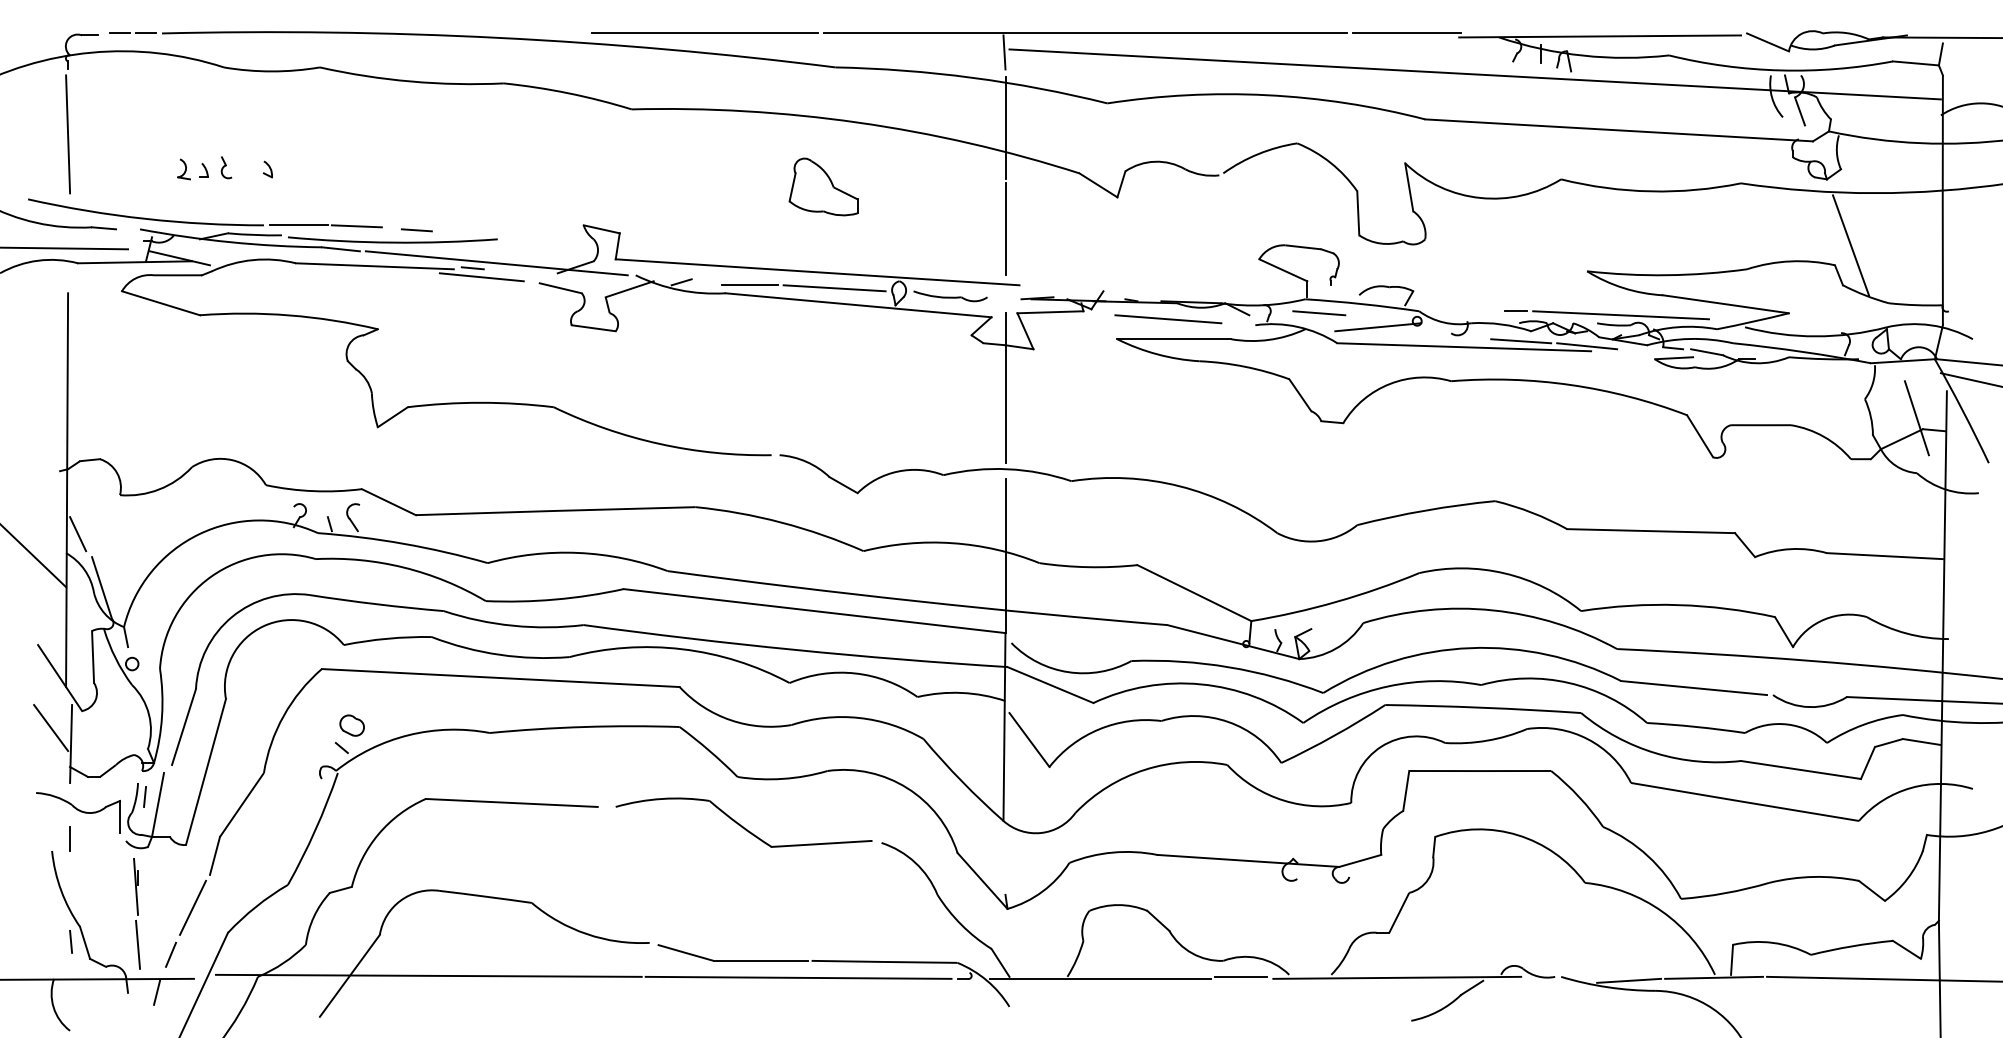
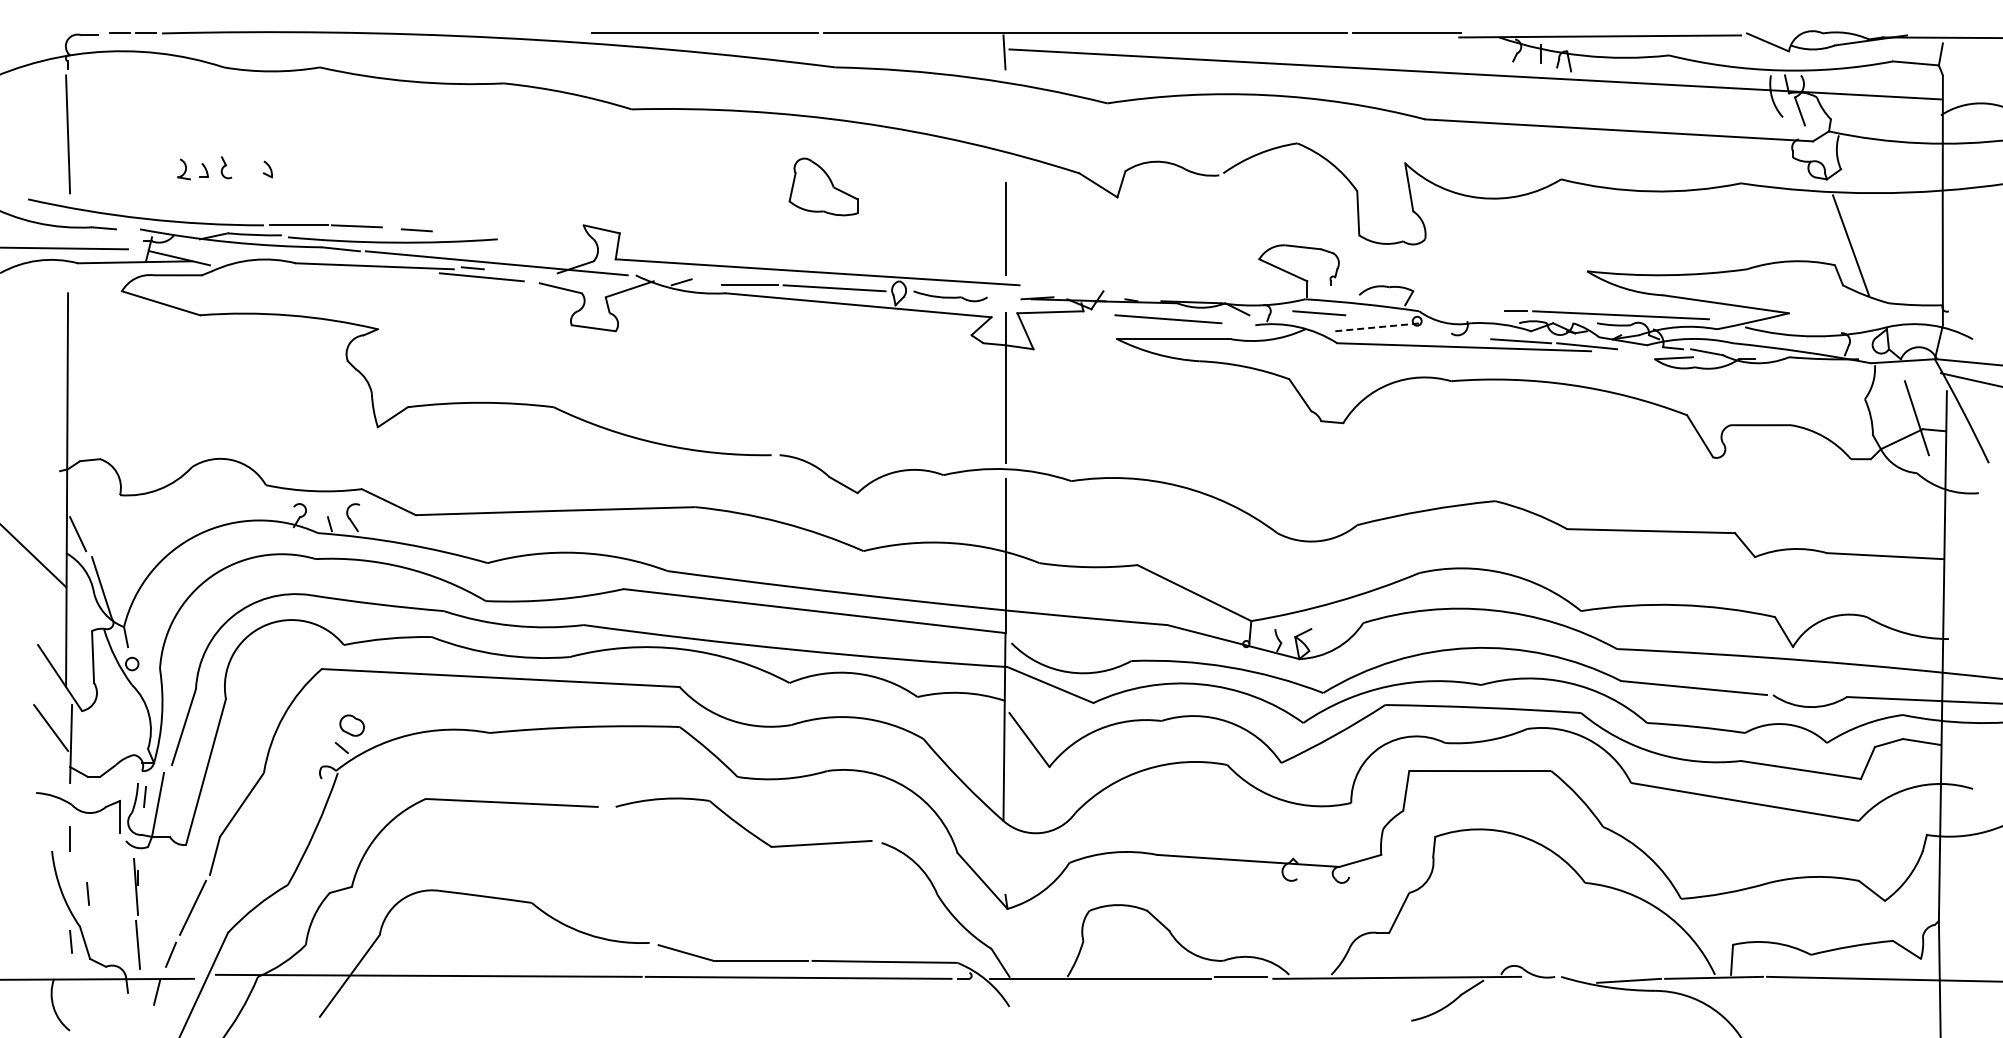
line: present -> none (1005, 128)
line: solid -> dashed (1378, 327)
line: none -> present (87, 893)
